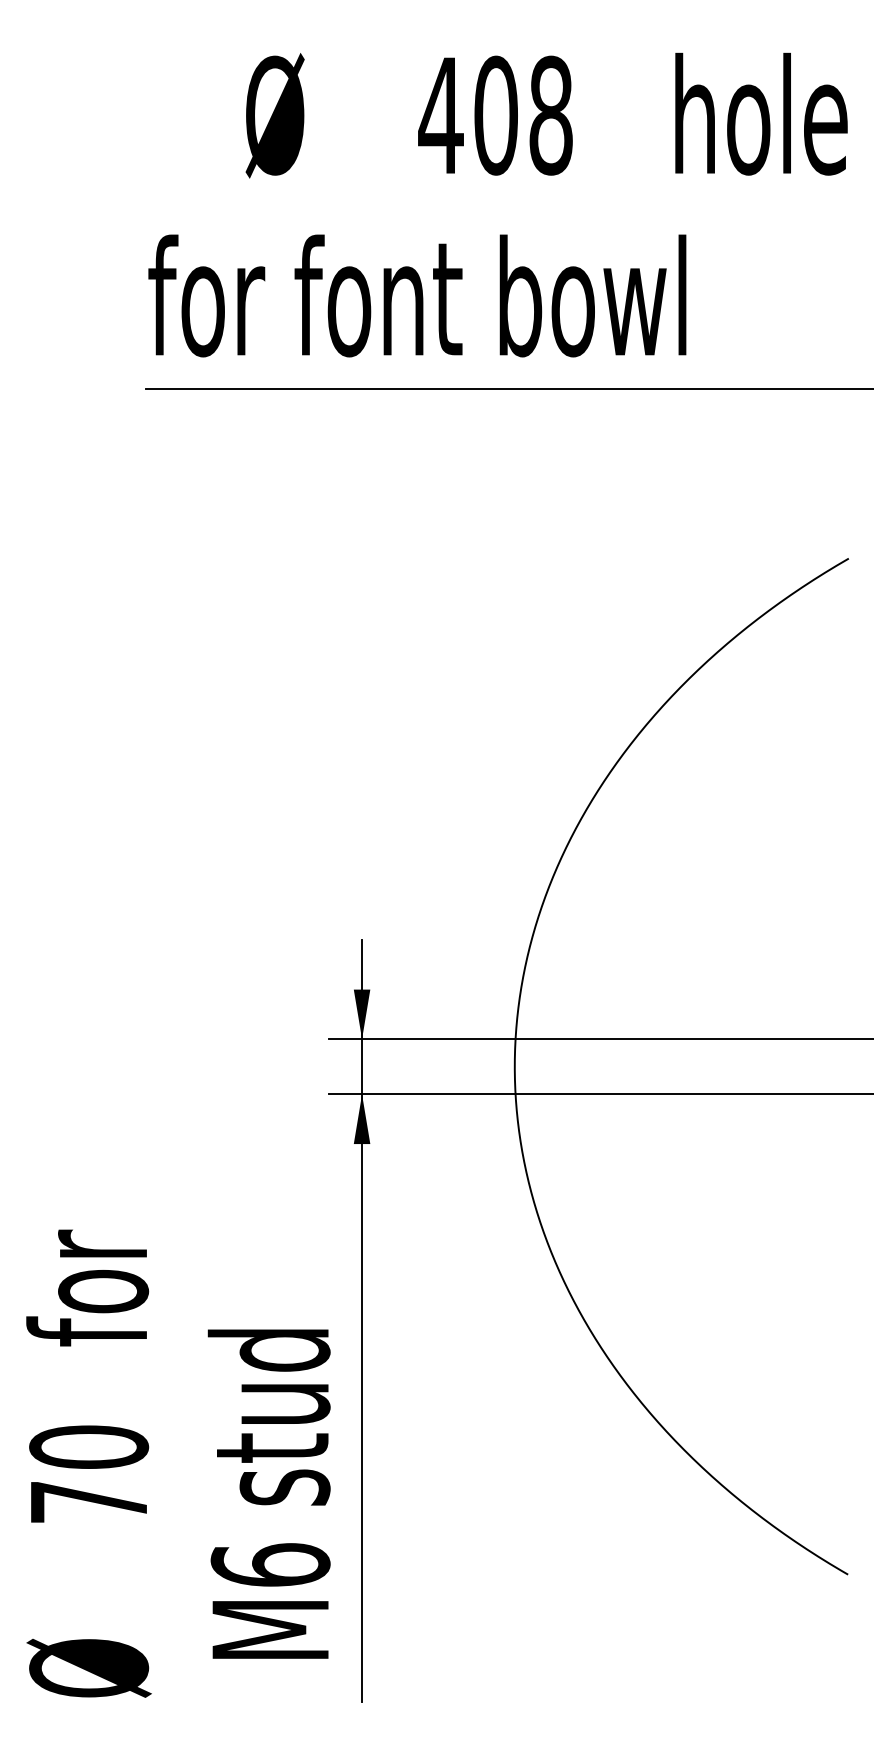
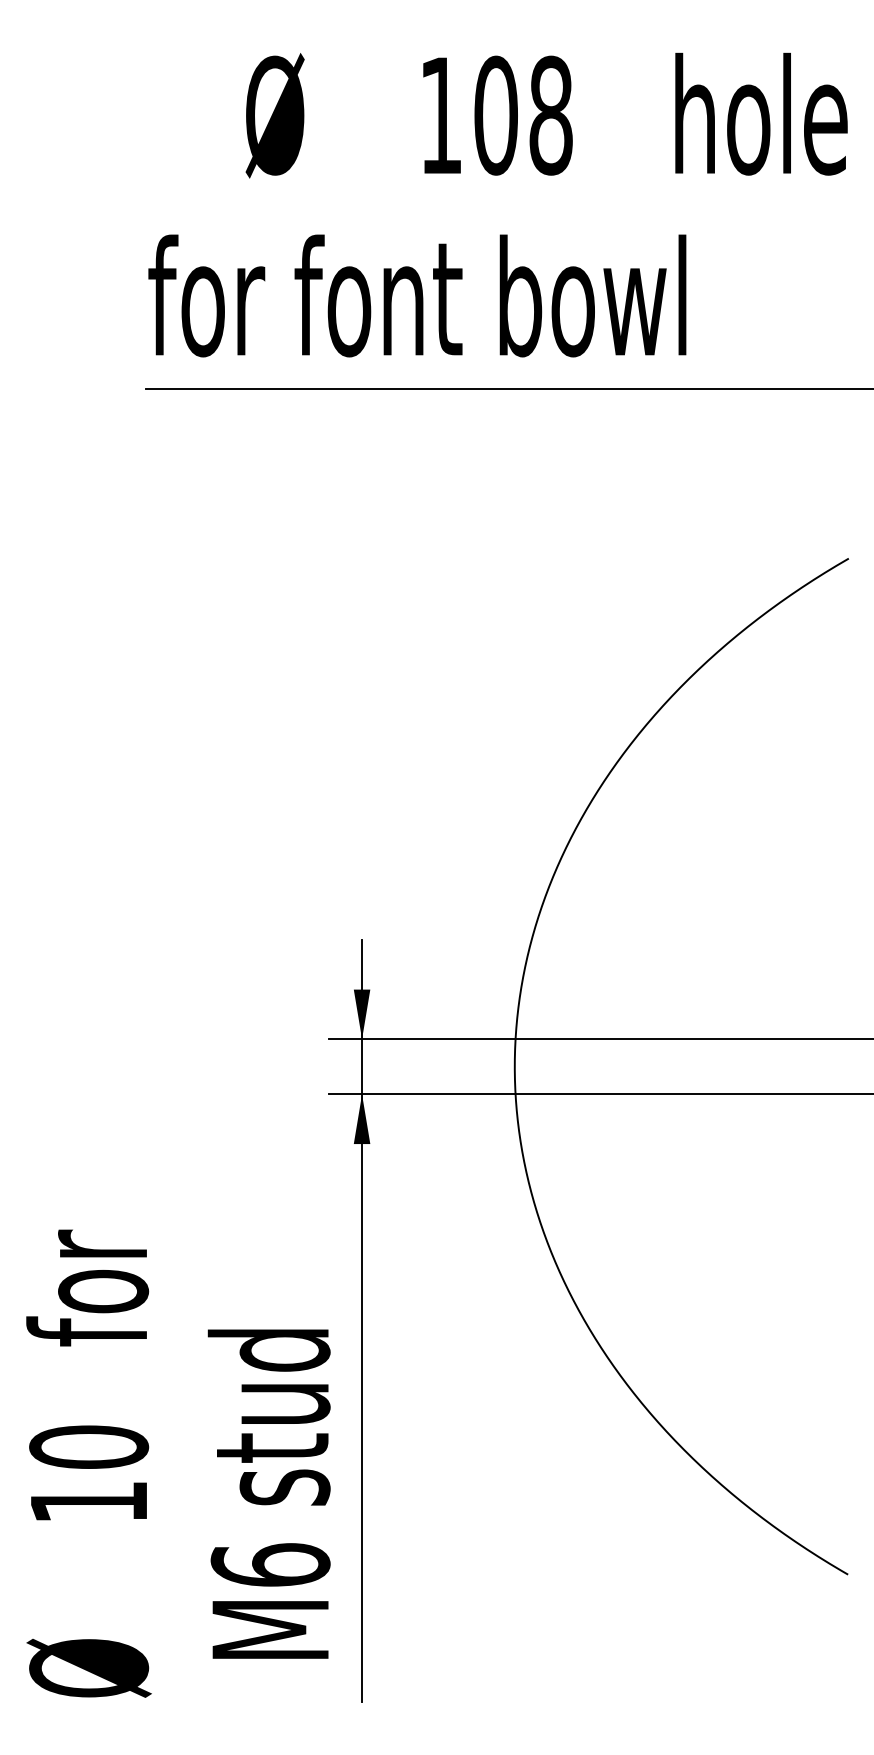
text: 408 -> 108 (440, 115)
text: 70 -> 10 (88, 1502)
